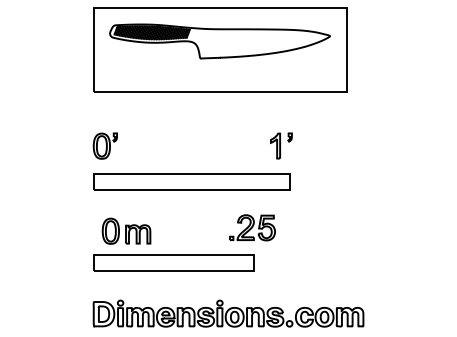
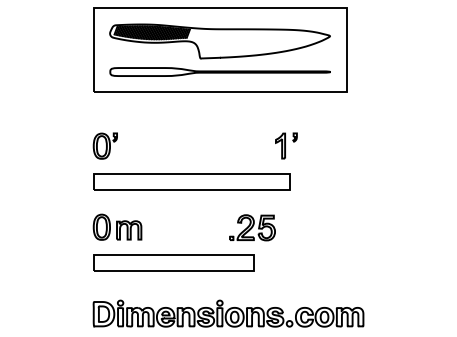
part: none -> present (219, 71)
part position: (281, 145) -> (286, 145) (286, 145)
part position: (126, 230) -> (117, 226) (117, 226)
